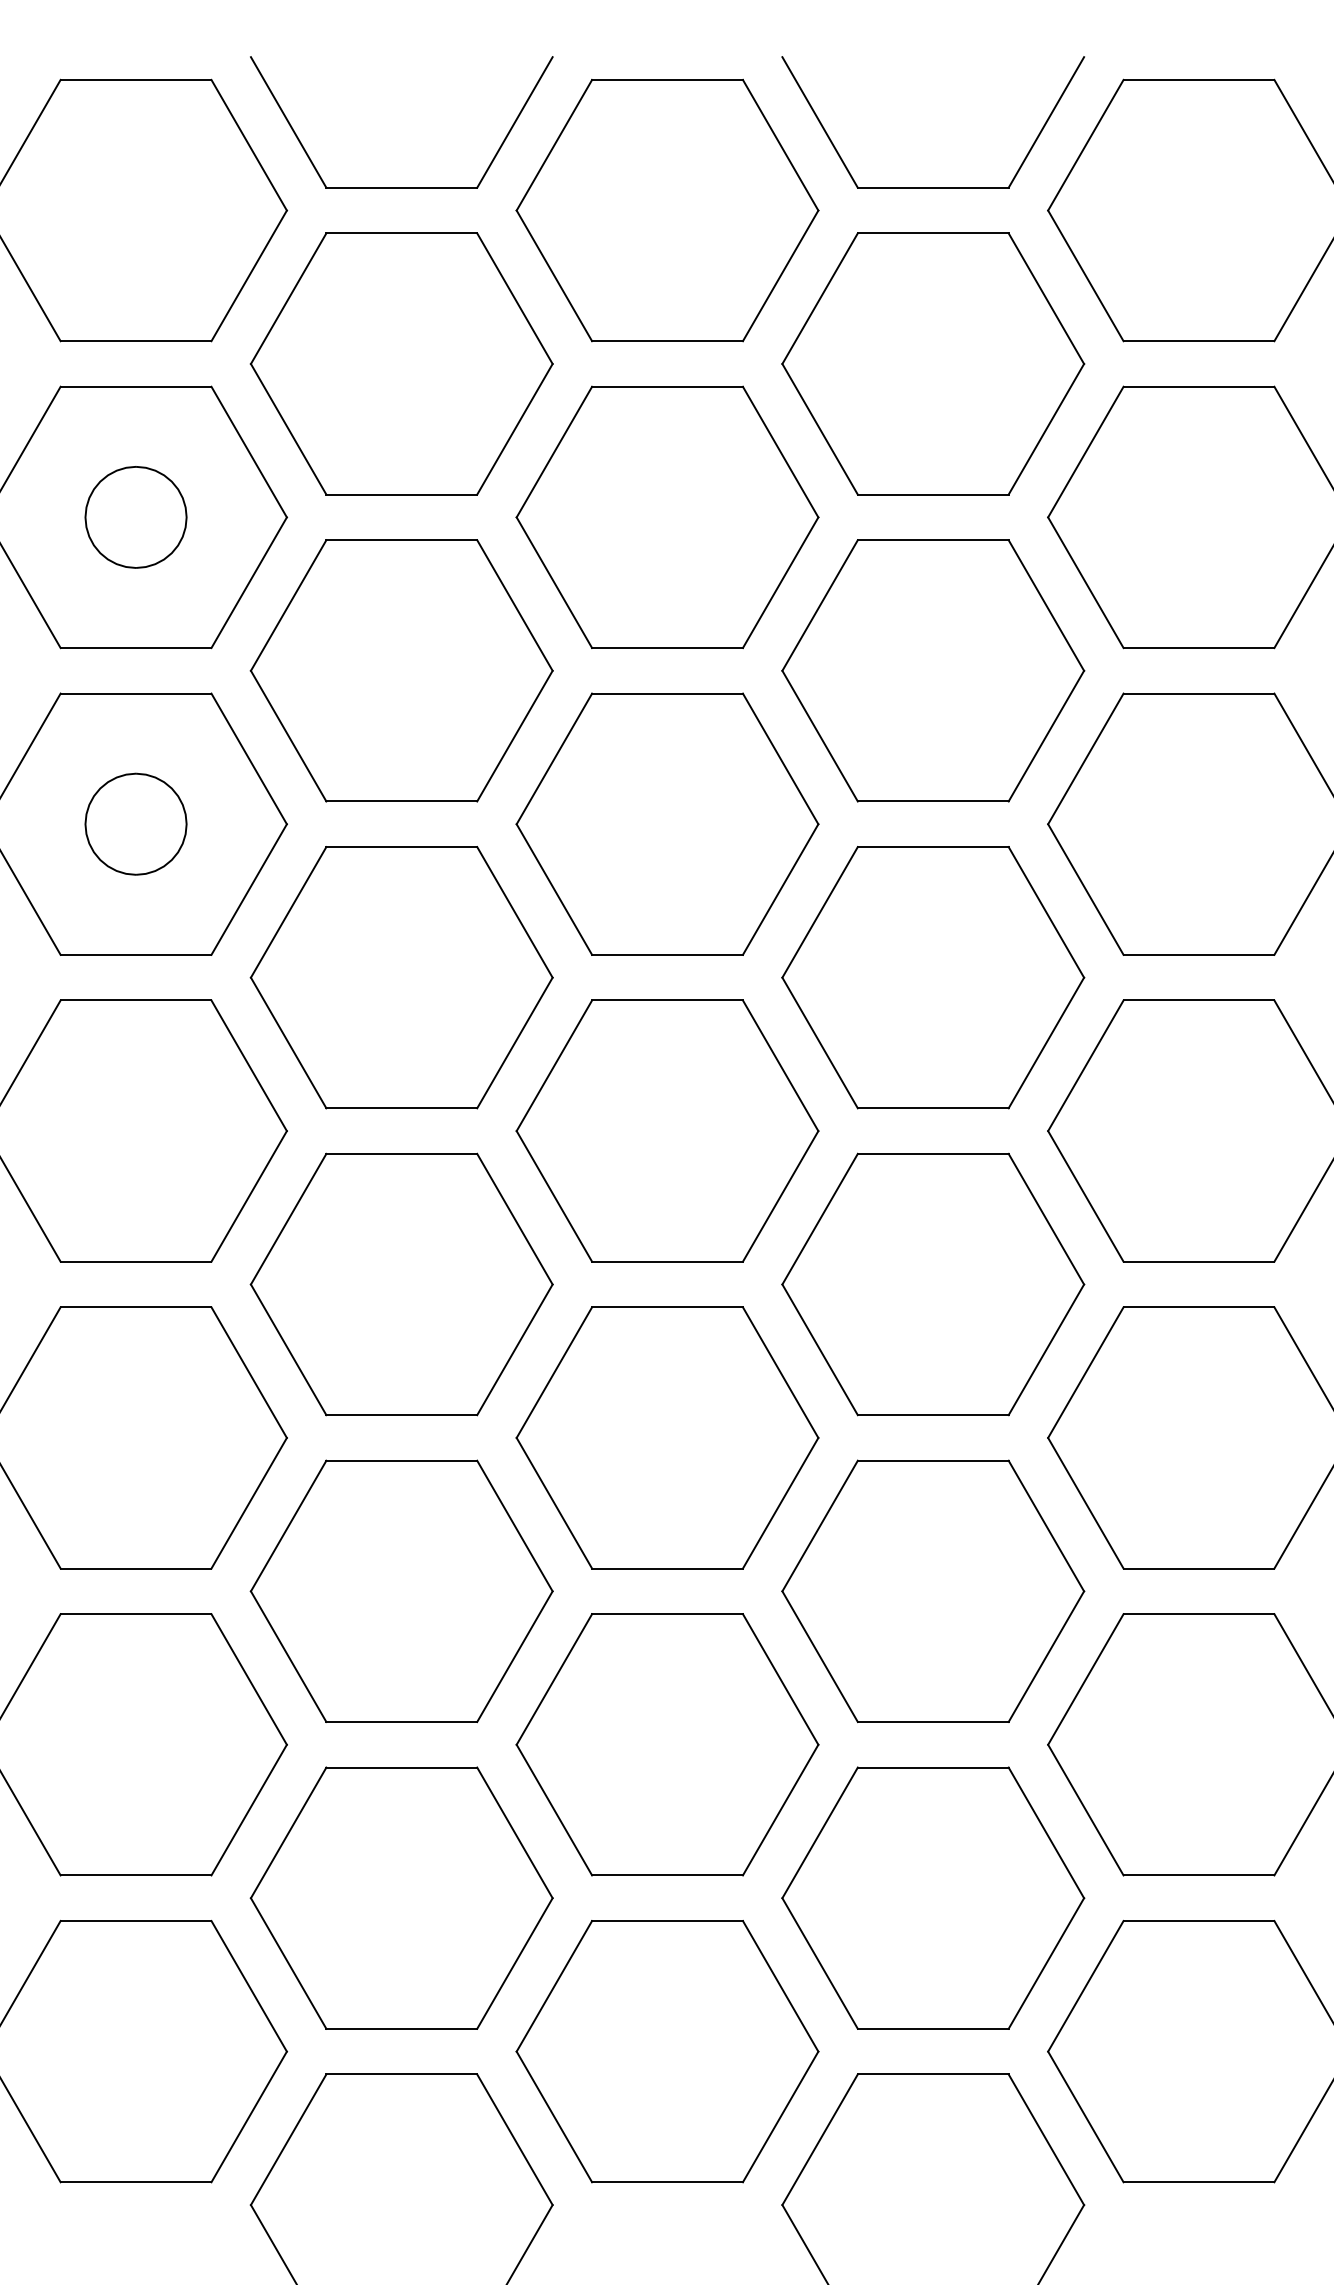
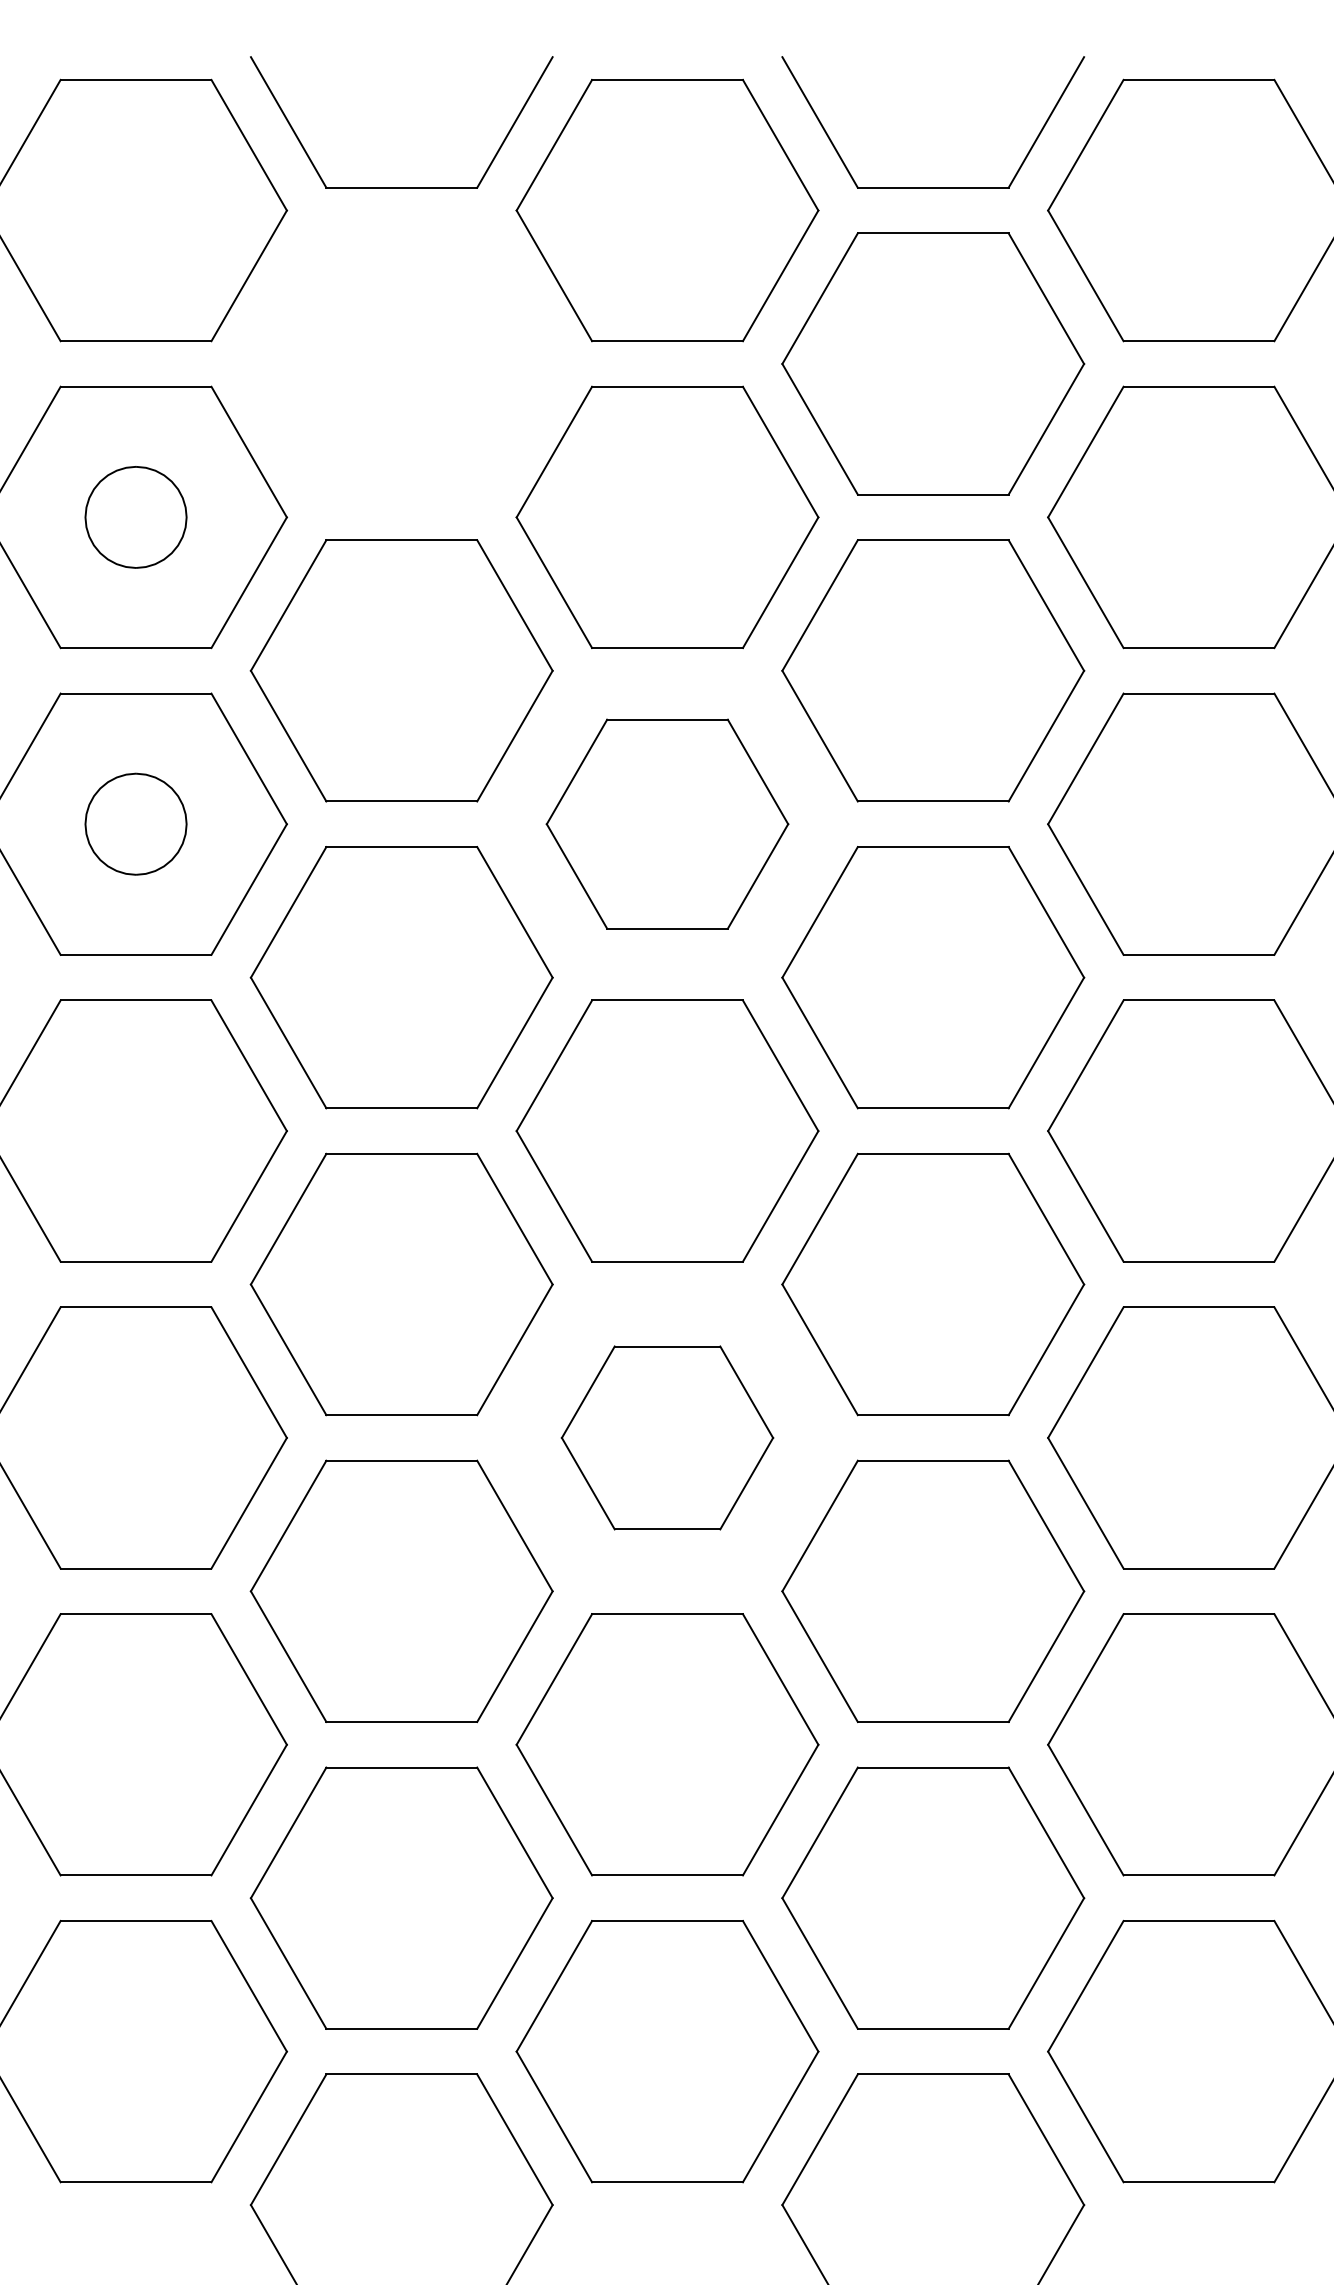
part: present -> none (401, 363)
part size: 305x264 px -> 245x212 px (667, 823)
part size: 305x264 px -> 215x186 px (667, 1437)
